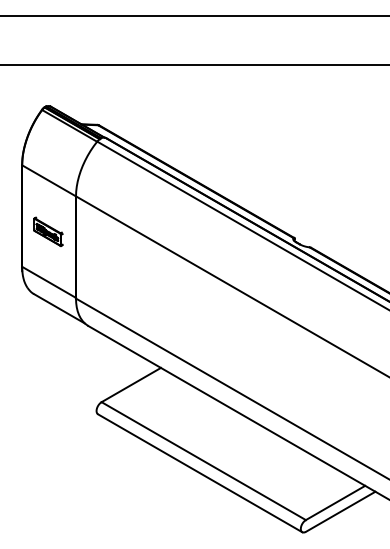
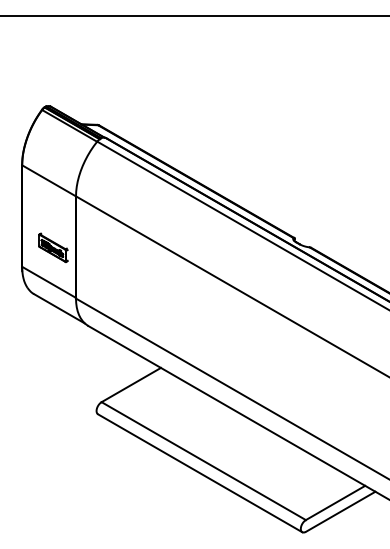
line: present -> none (194, 64)
part position: (48, 231) -> (53, 247) (53, 247)
